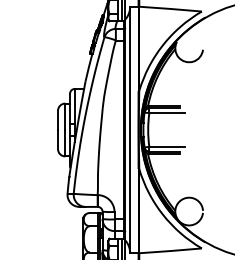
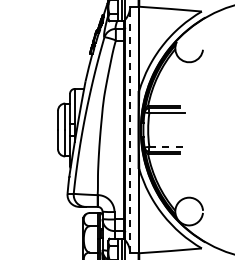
line: solid -> dashed (130, 129)
line: solid -> dashed (167, 146)
